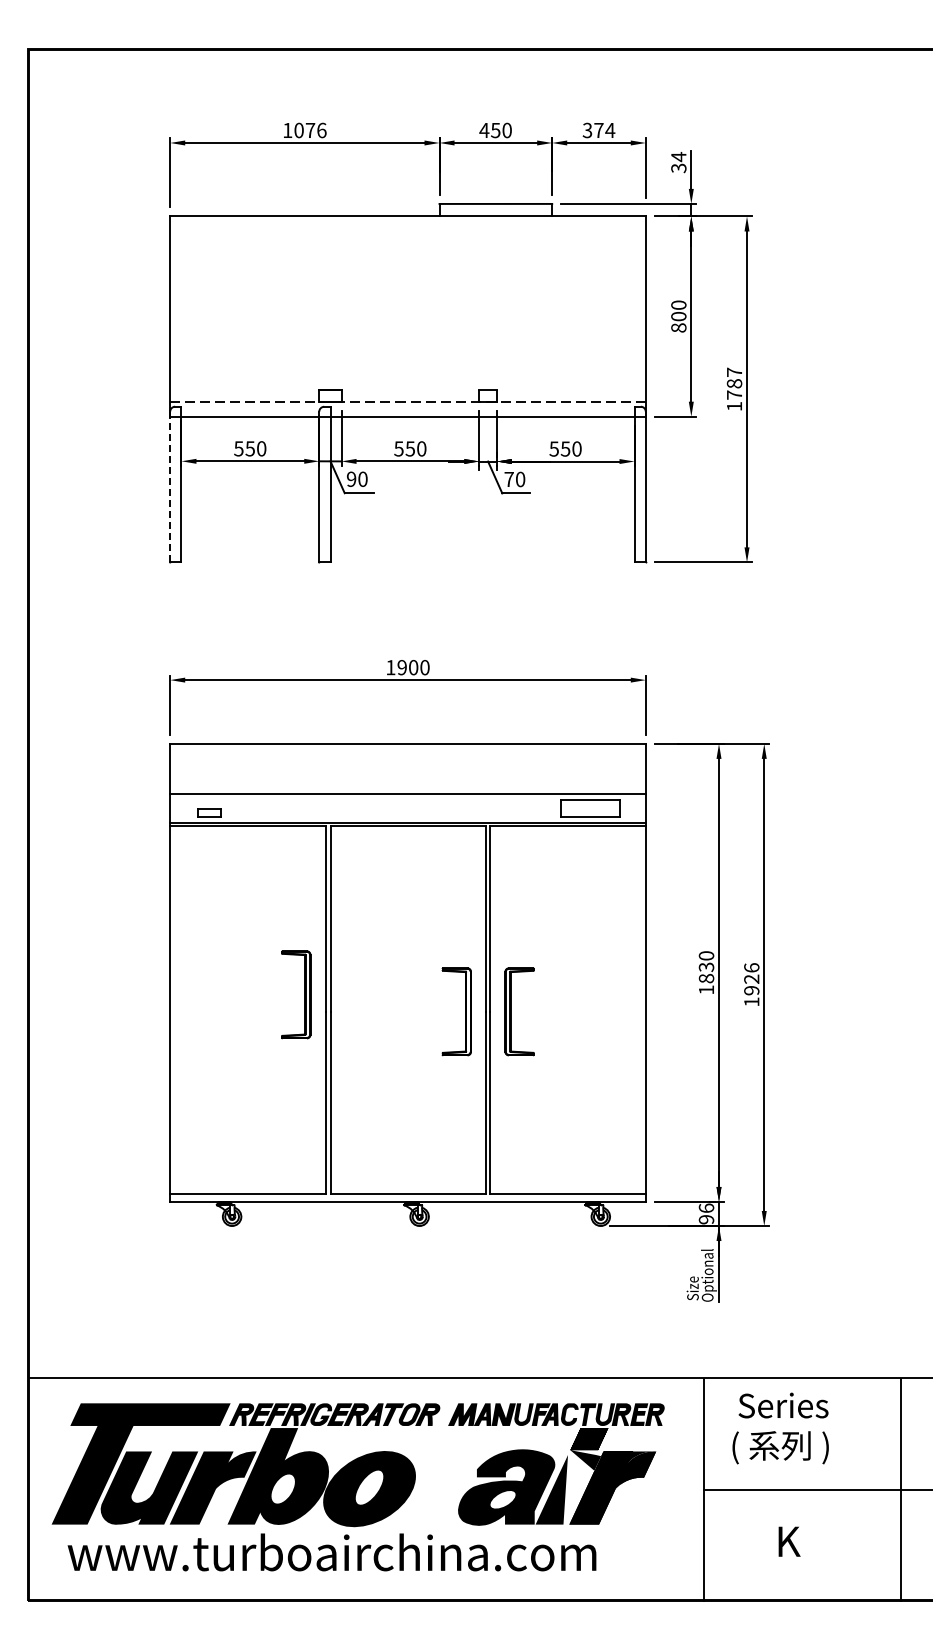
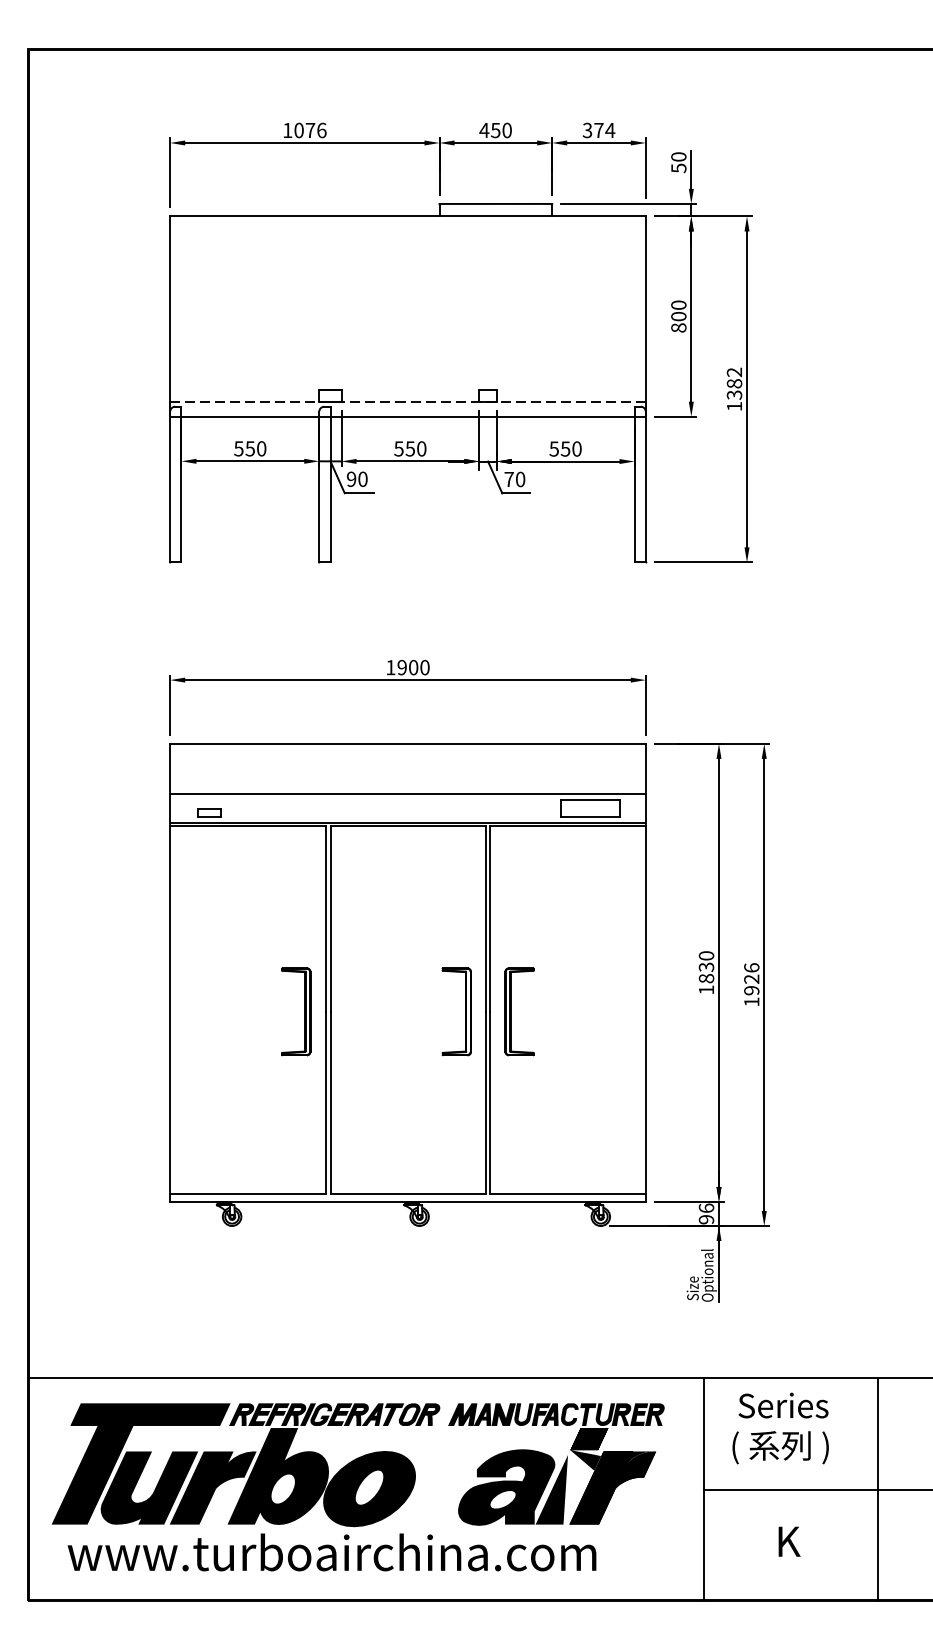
text: 34 -> 50 (678, 161)
text: 1787 -> 1382 (734, 383)
line: dashed -> solid (170, 487)
part position: (304, 994) -> (304, 1011) (304, 1011)
line position: (901, 1489) -> (878, 1489) (878, 1489)
